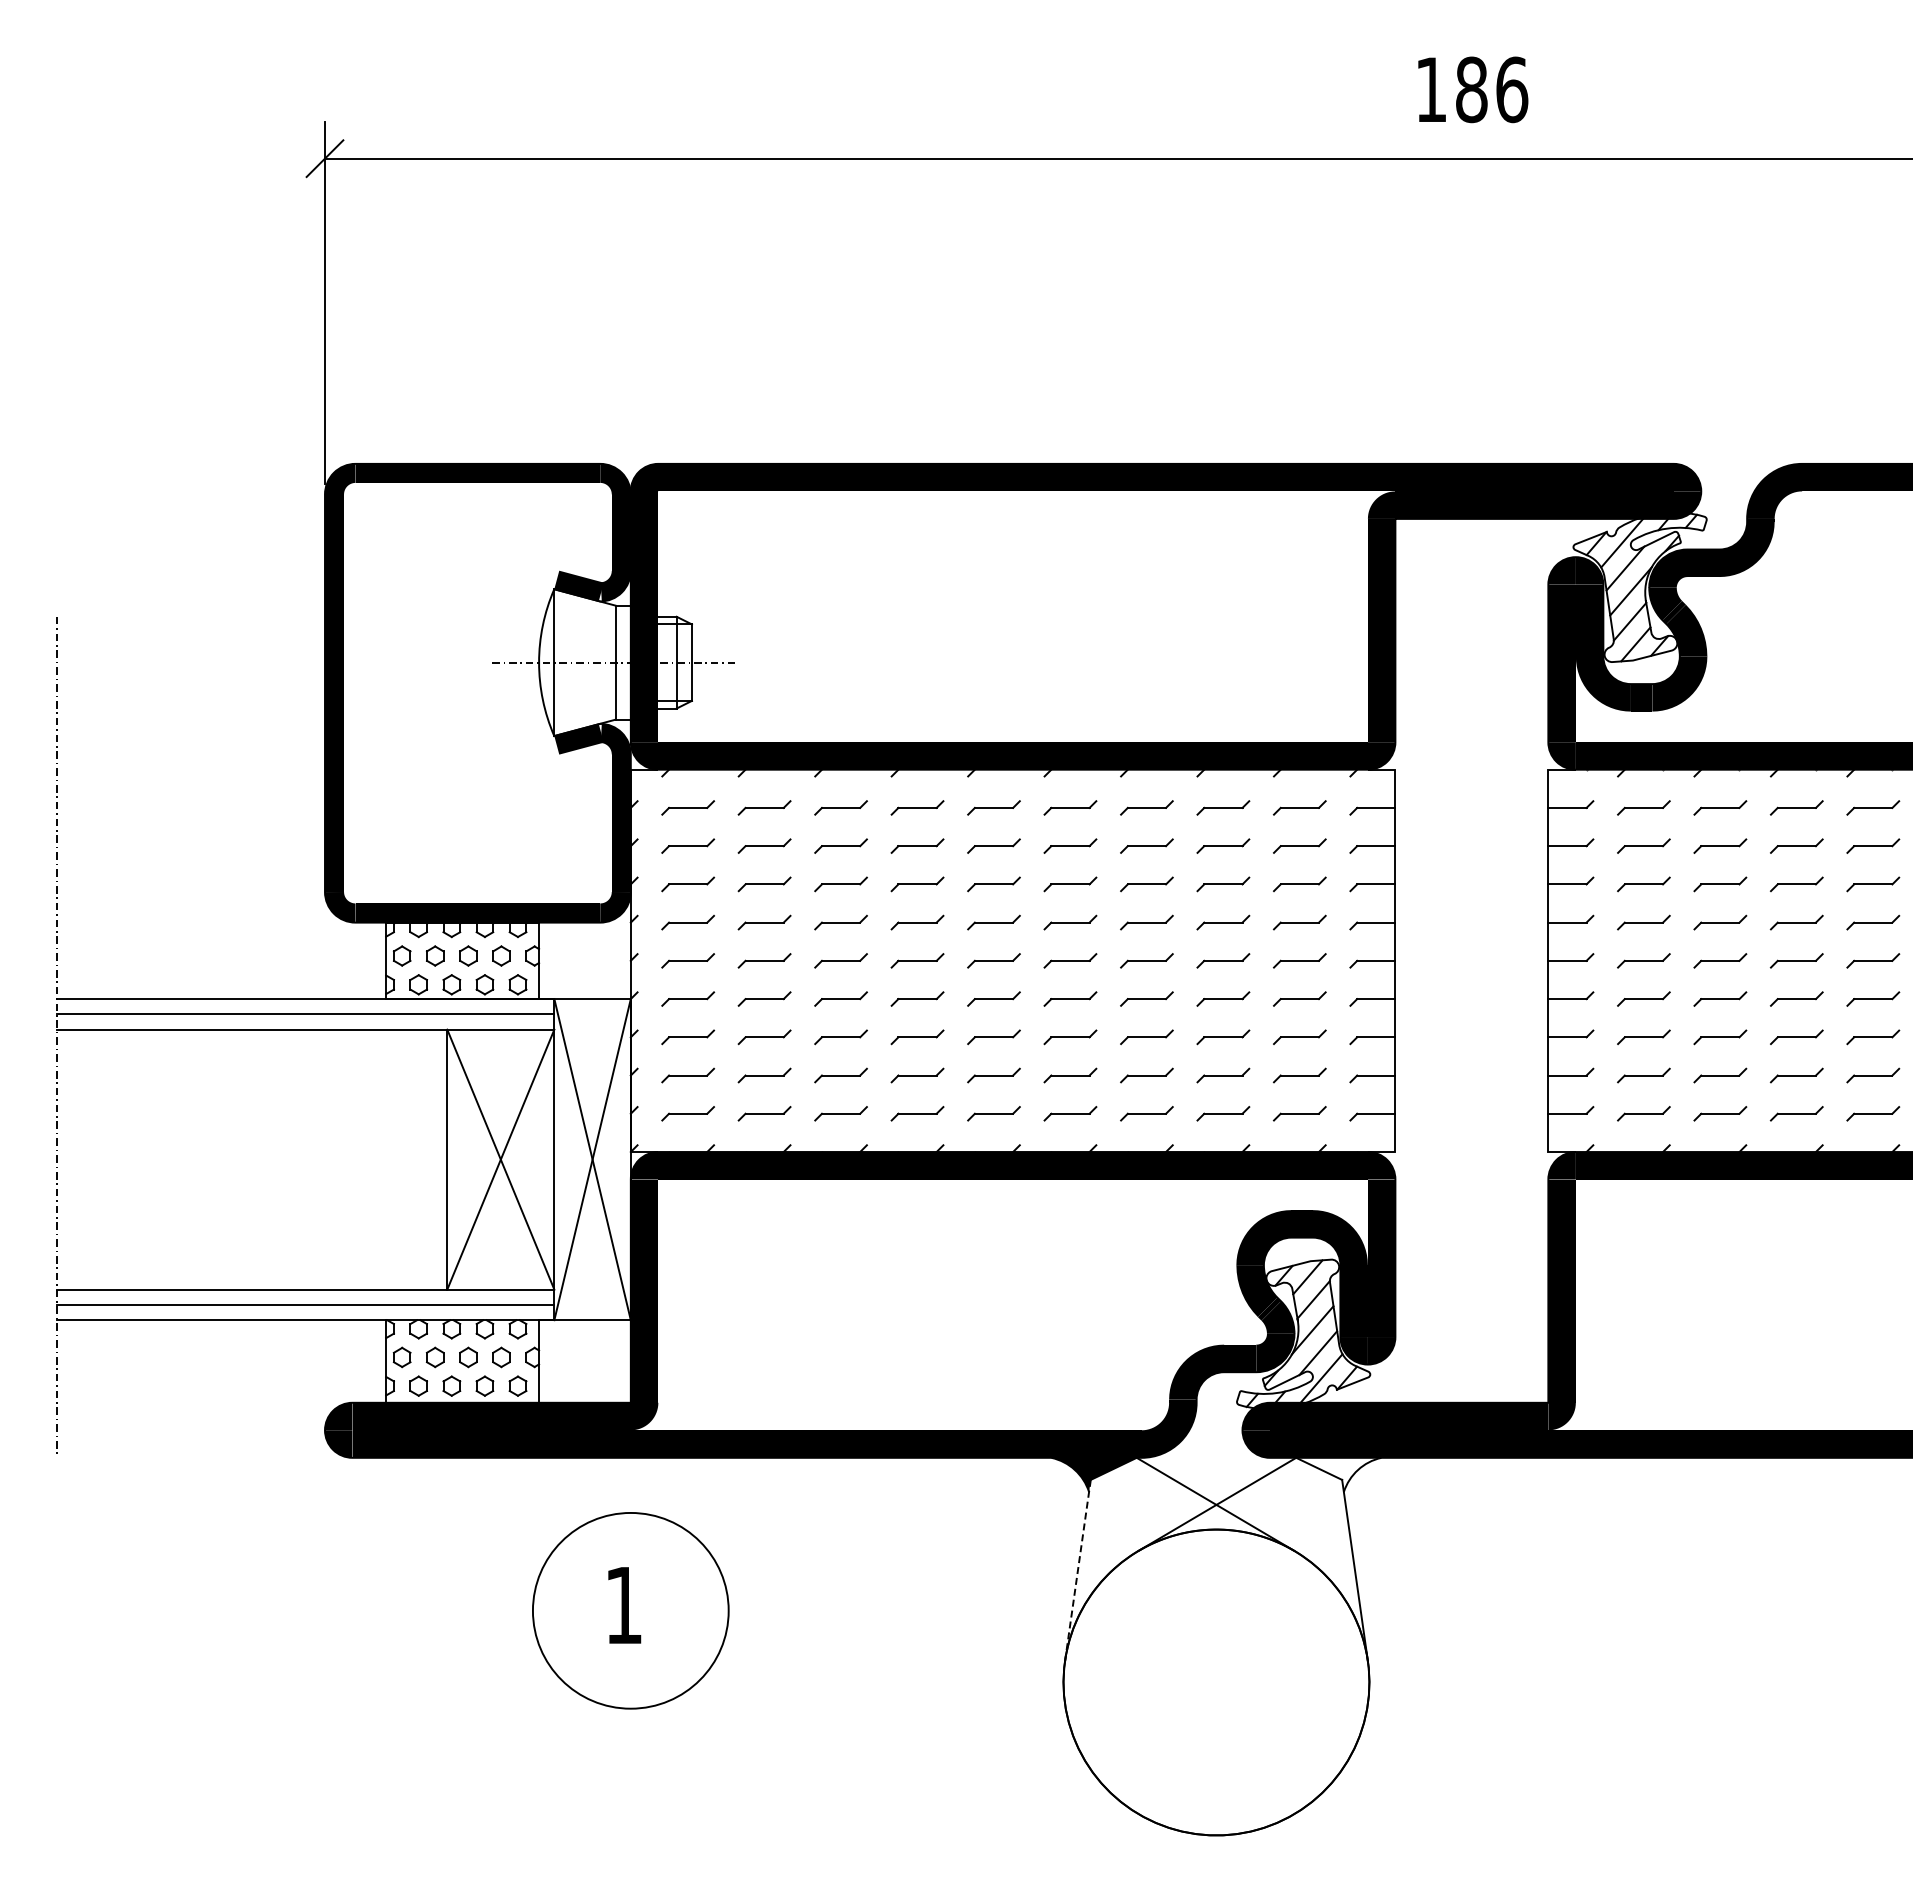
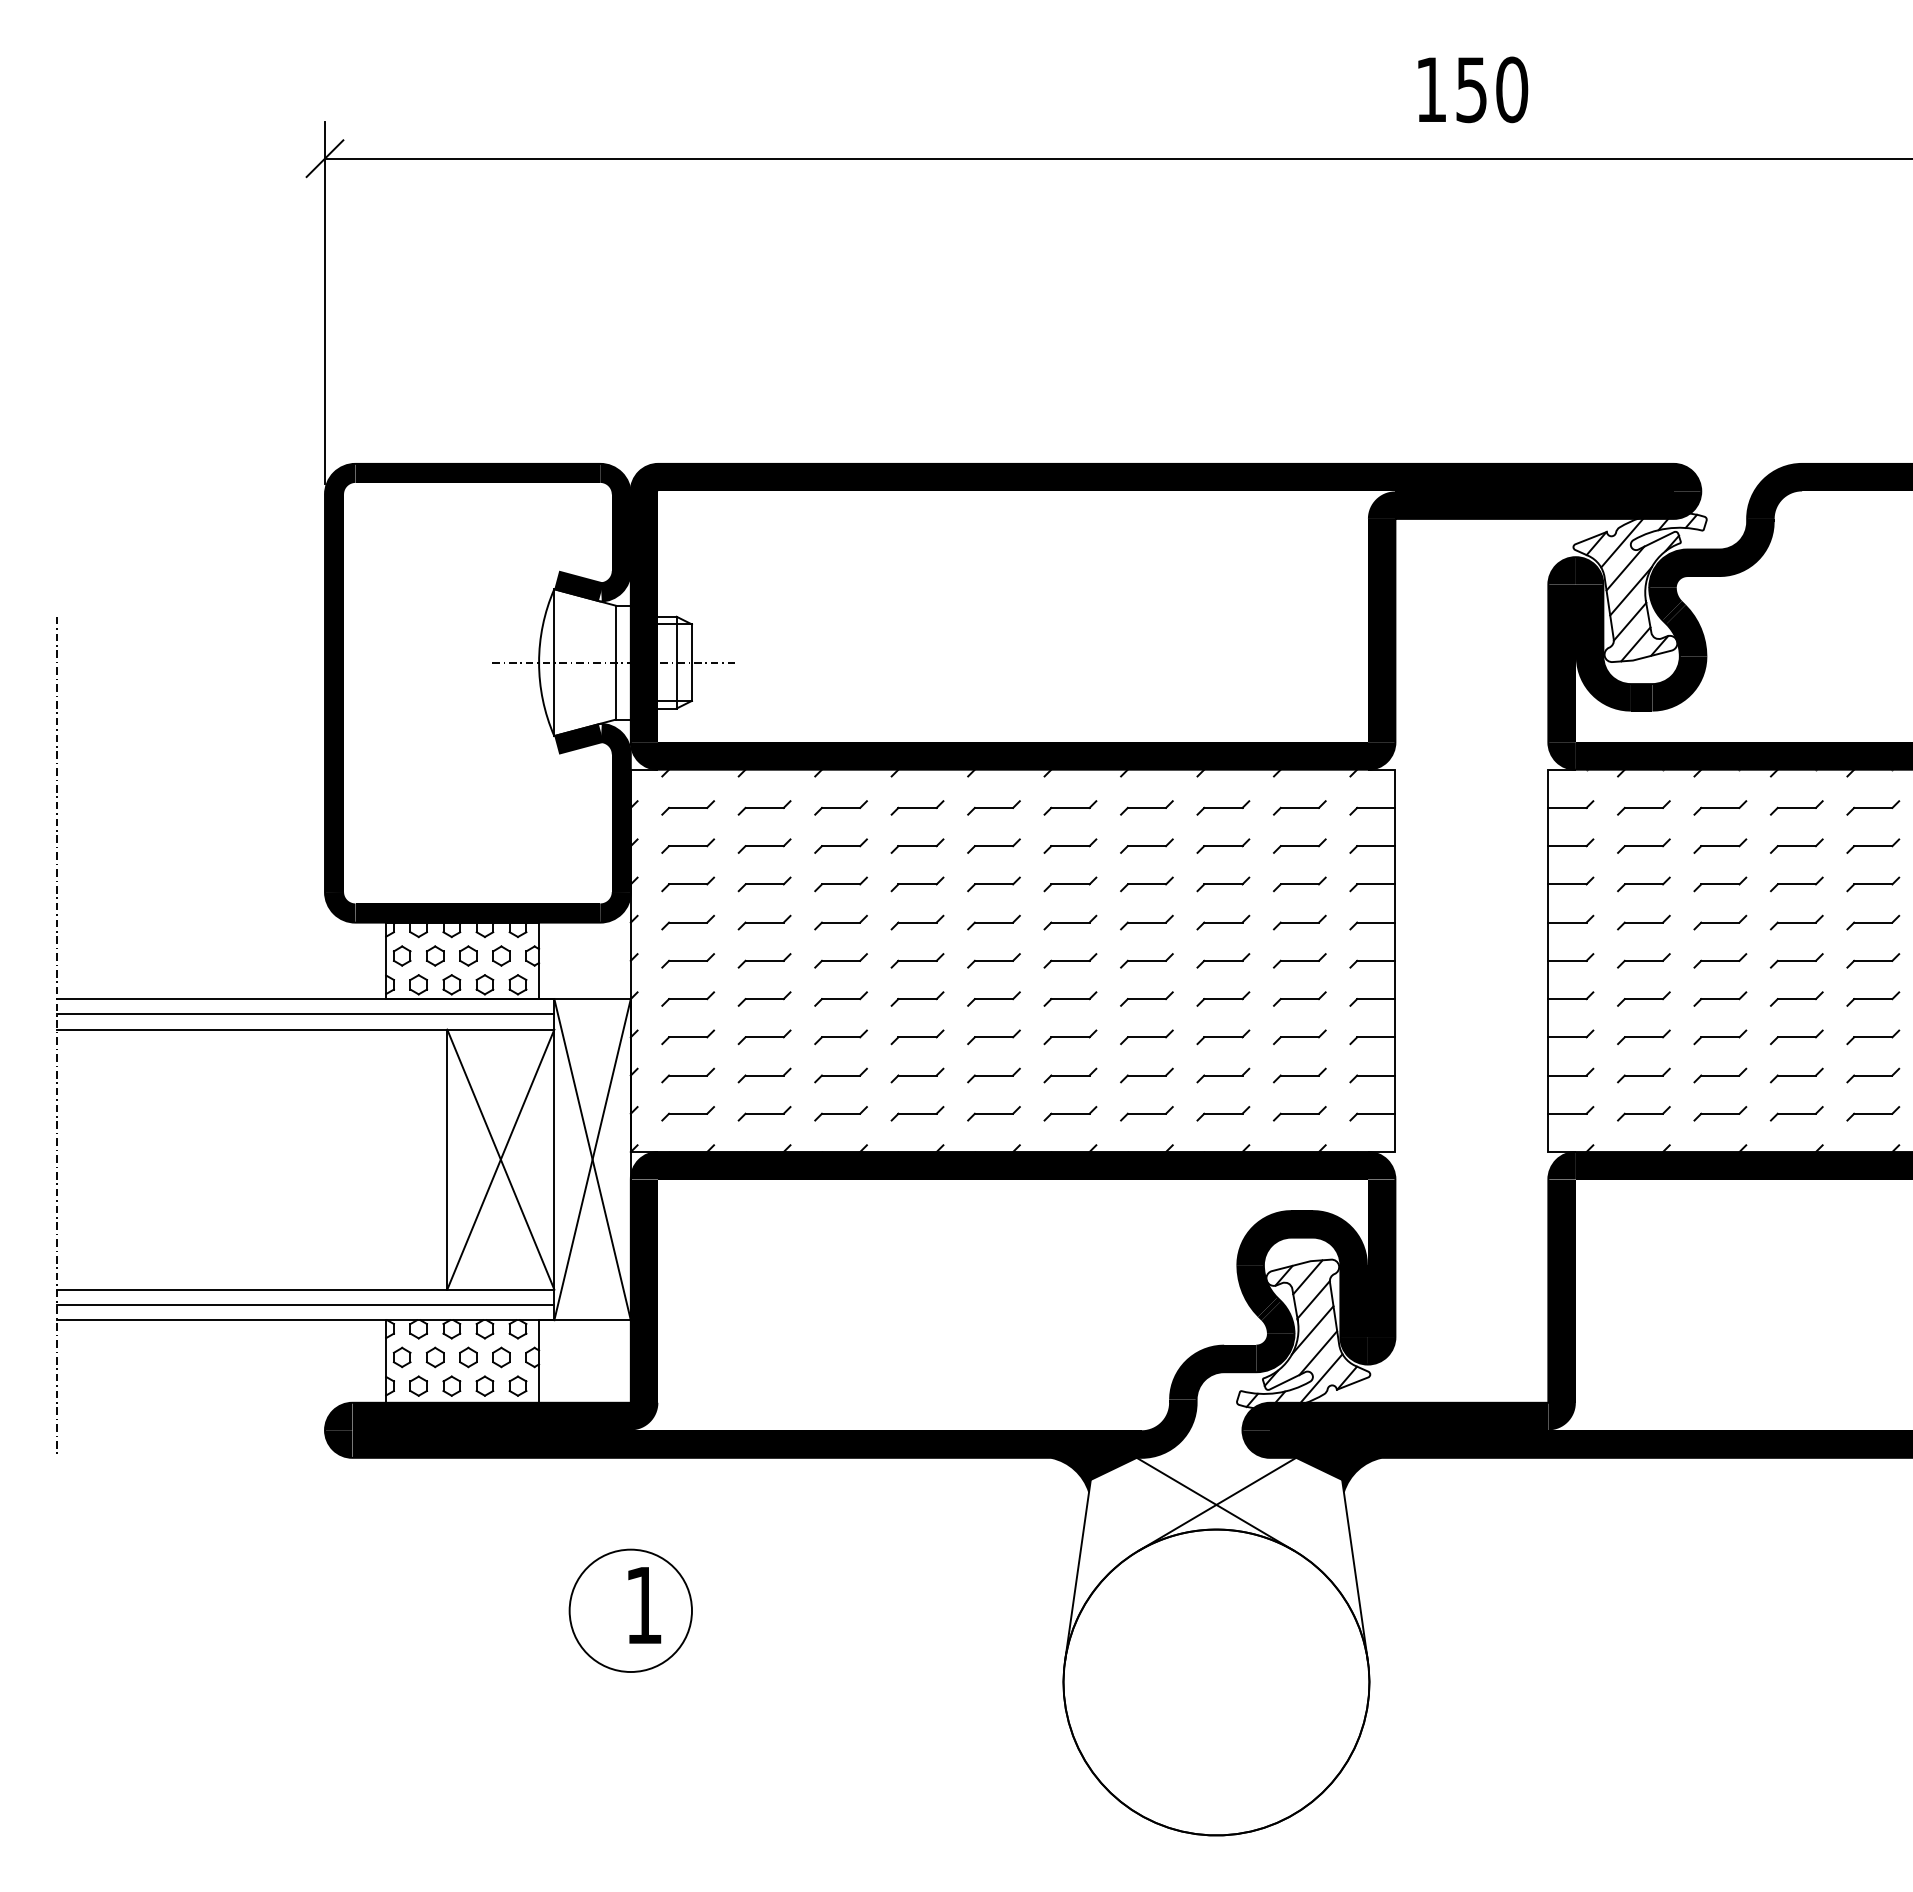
text: 186 -> 150 (1492, 89)
fill: none -> present (1338, 1474)
line: dashed -> solid (1077, 1570)
text position: (624, 1605) -> (644, 1605) (644, 1605)
circle diameter: 196 px -> 122 px (630, 1610)
